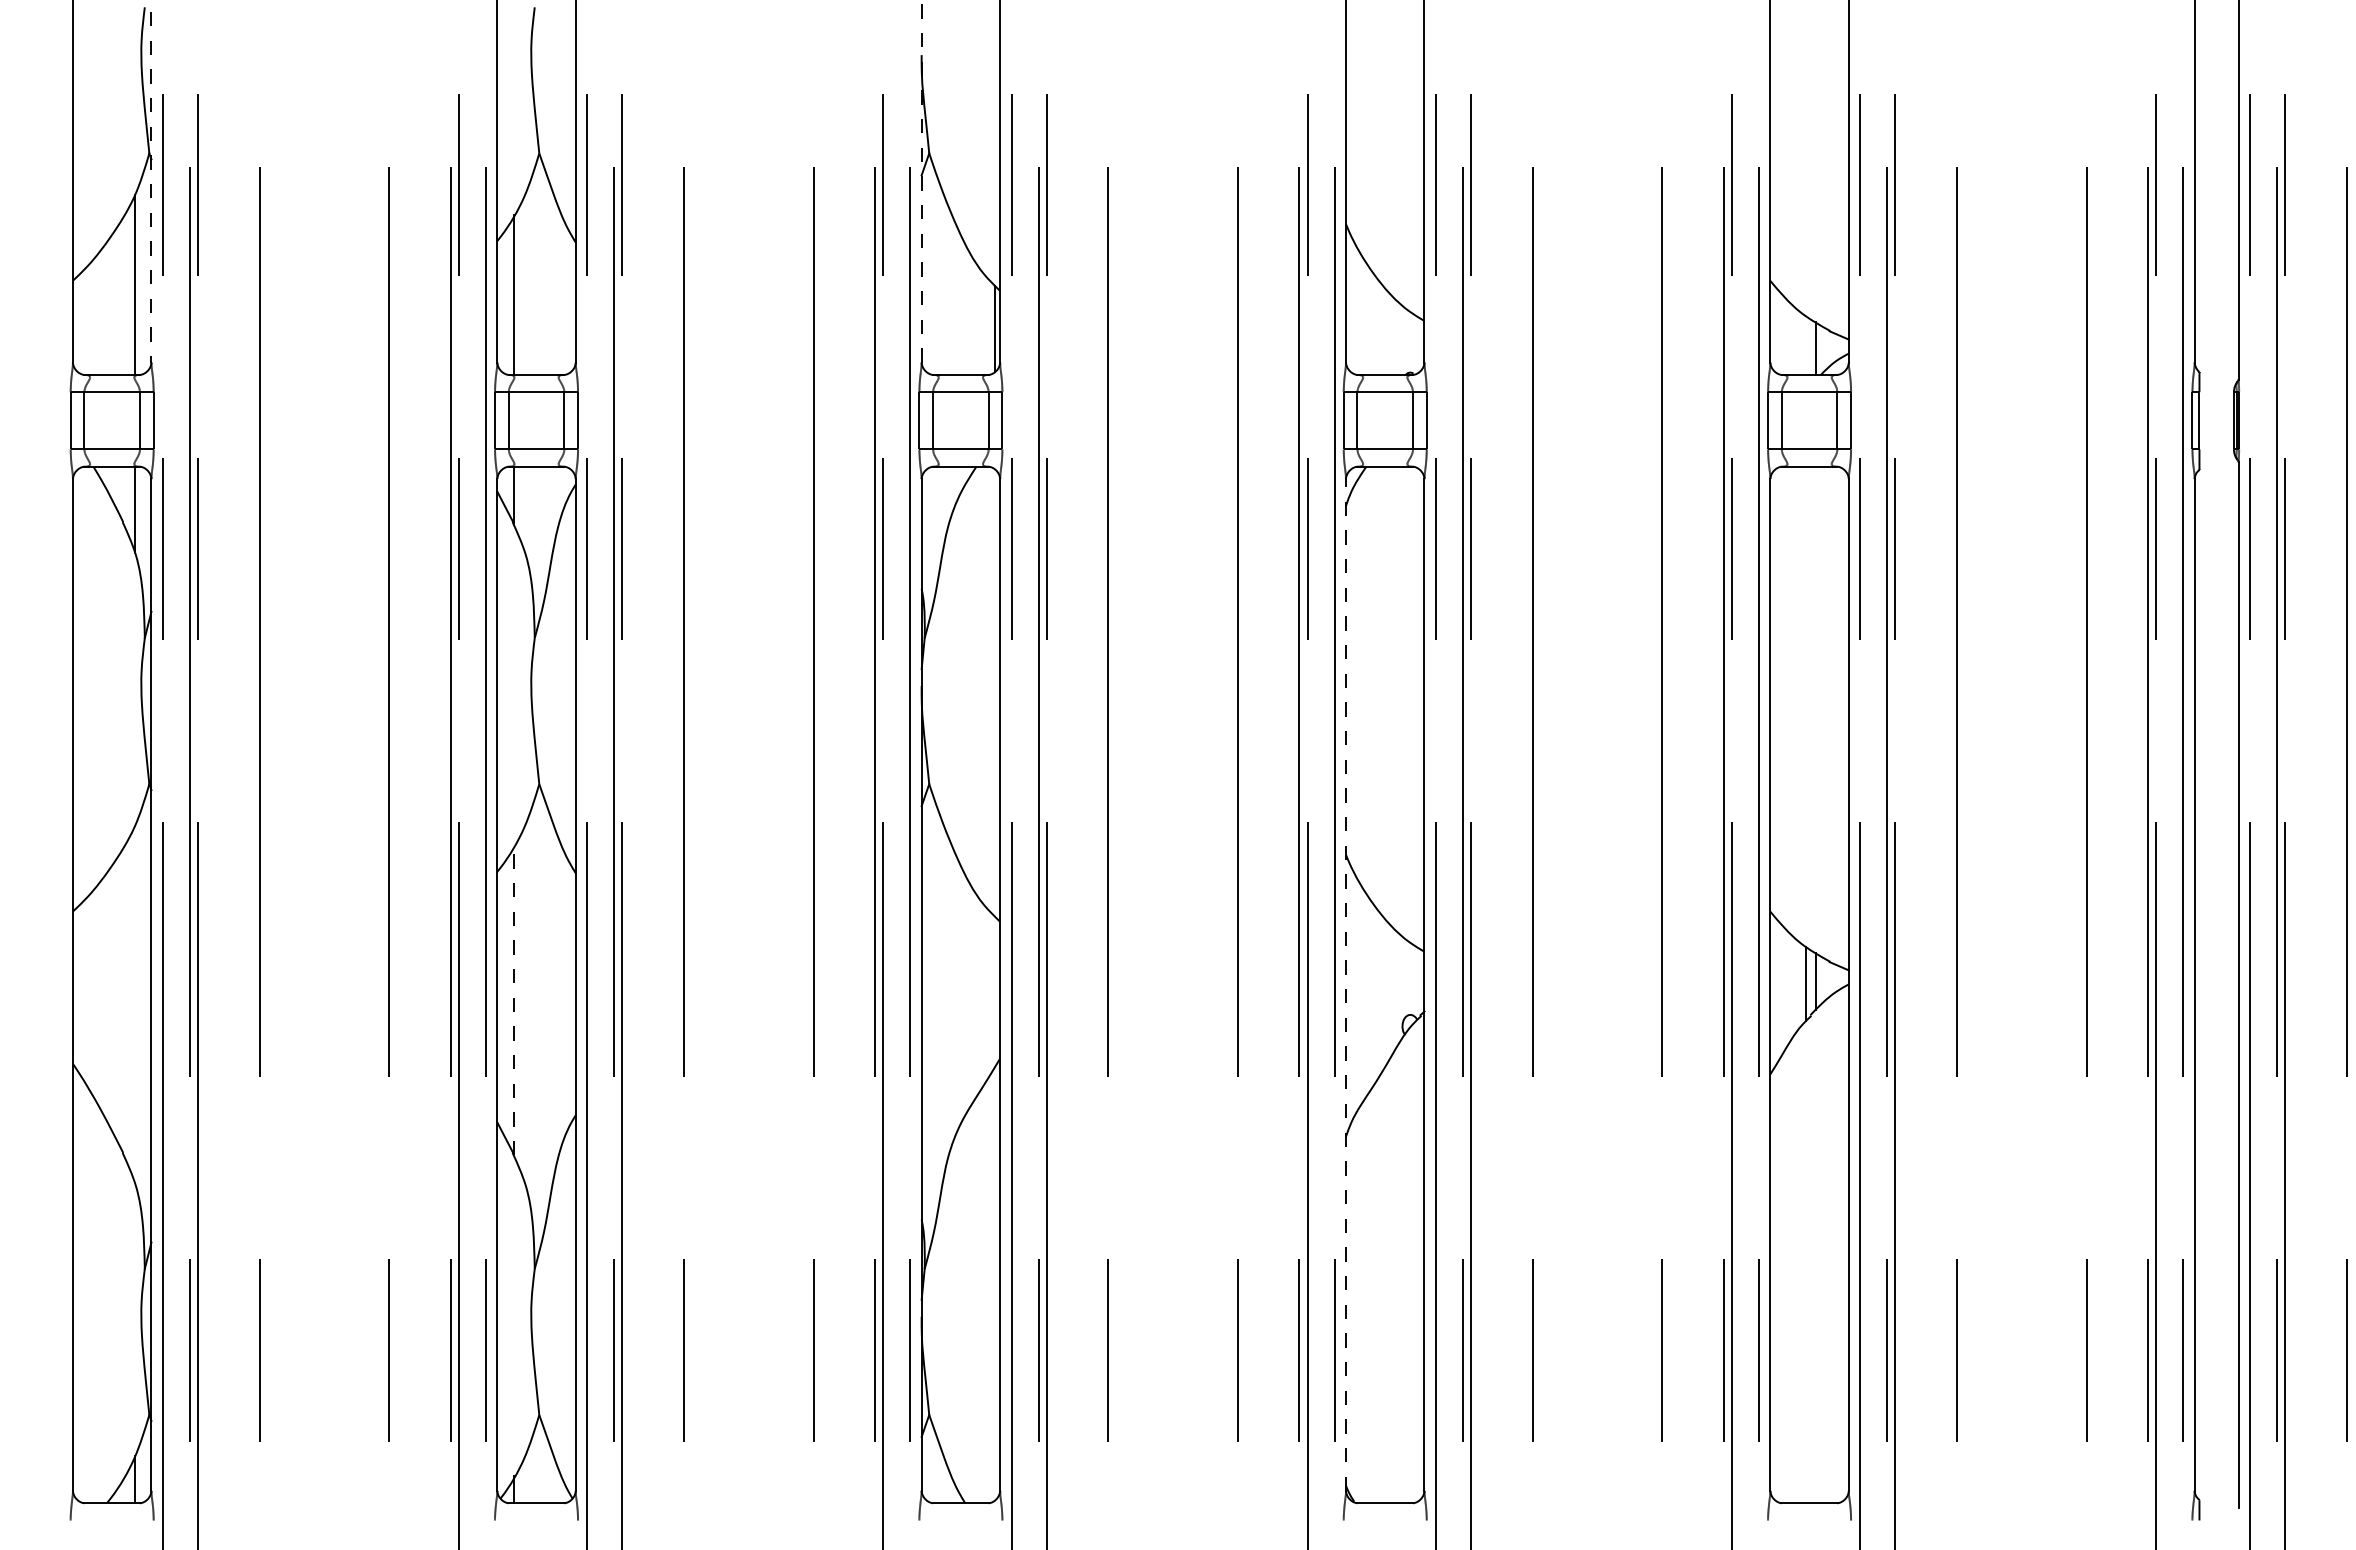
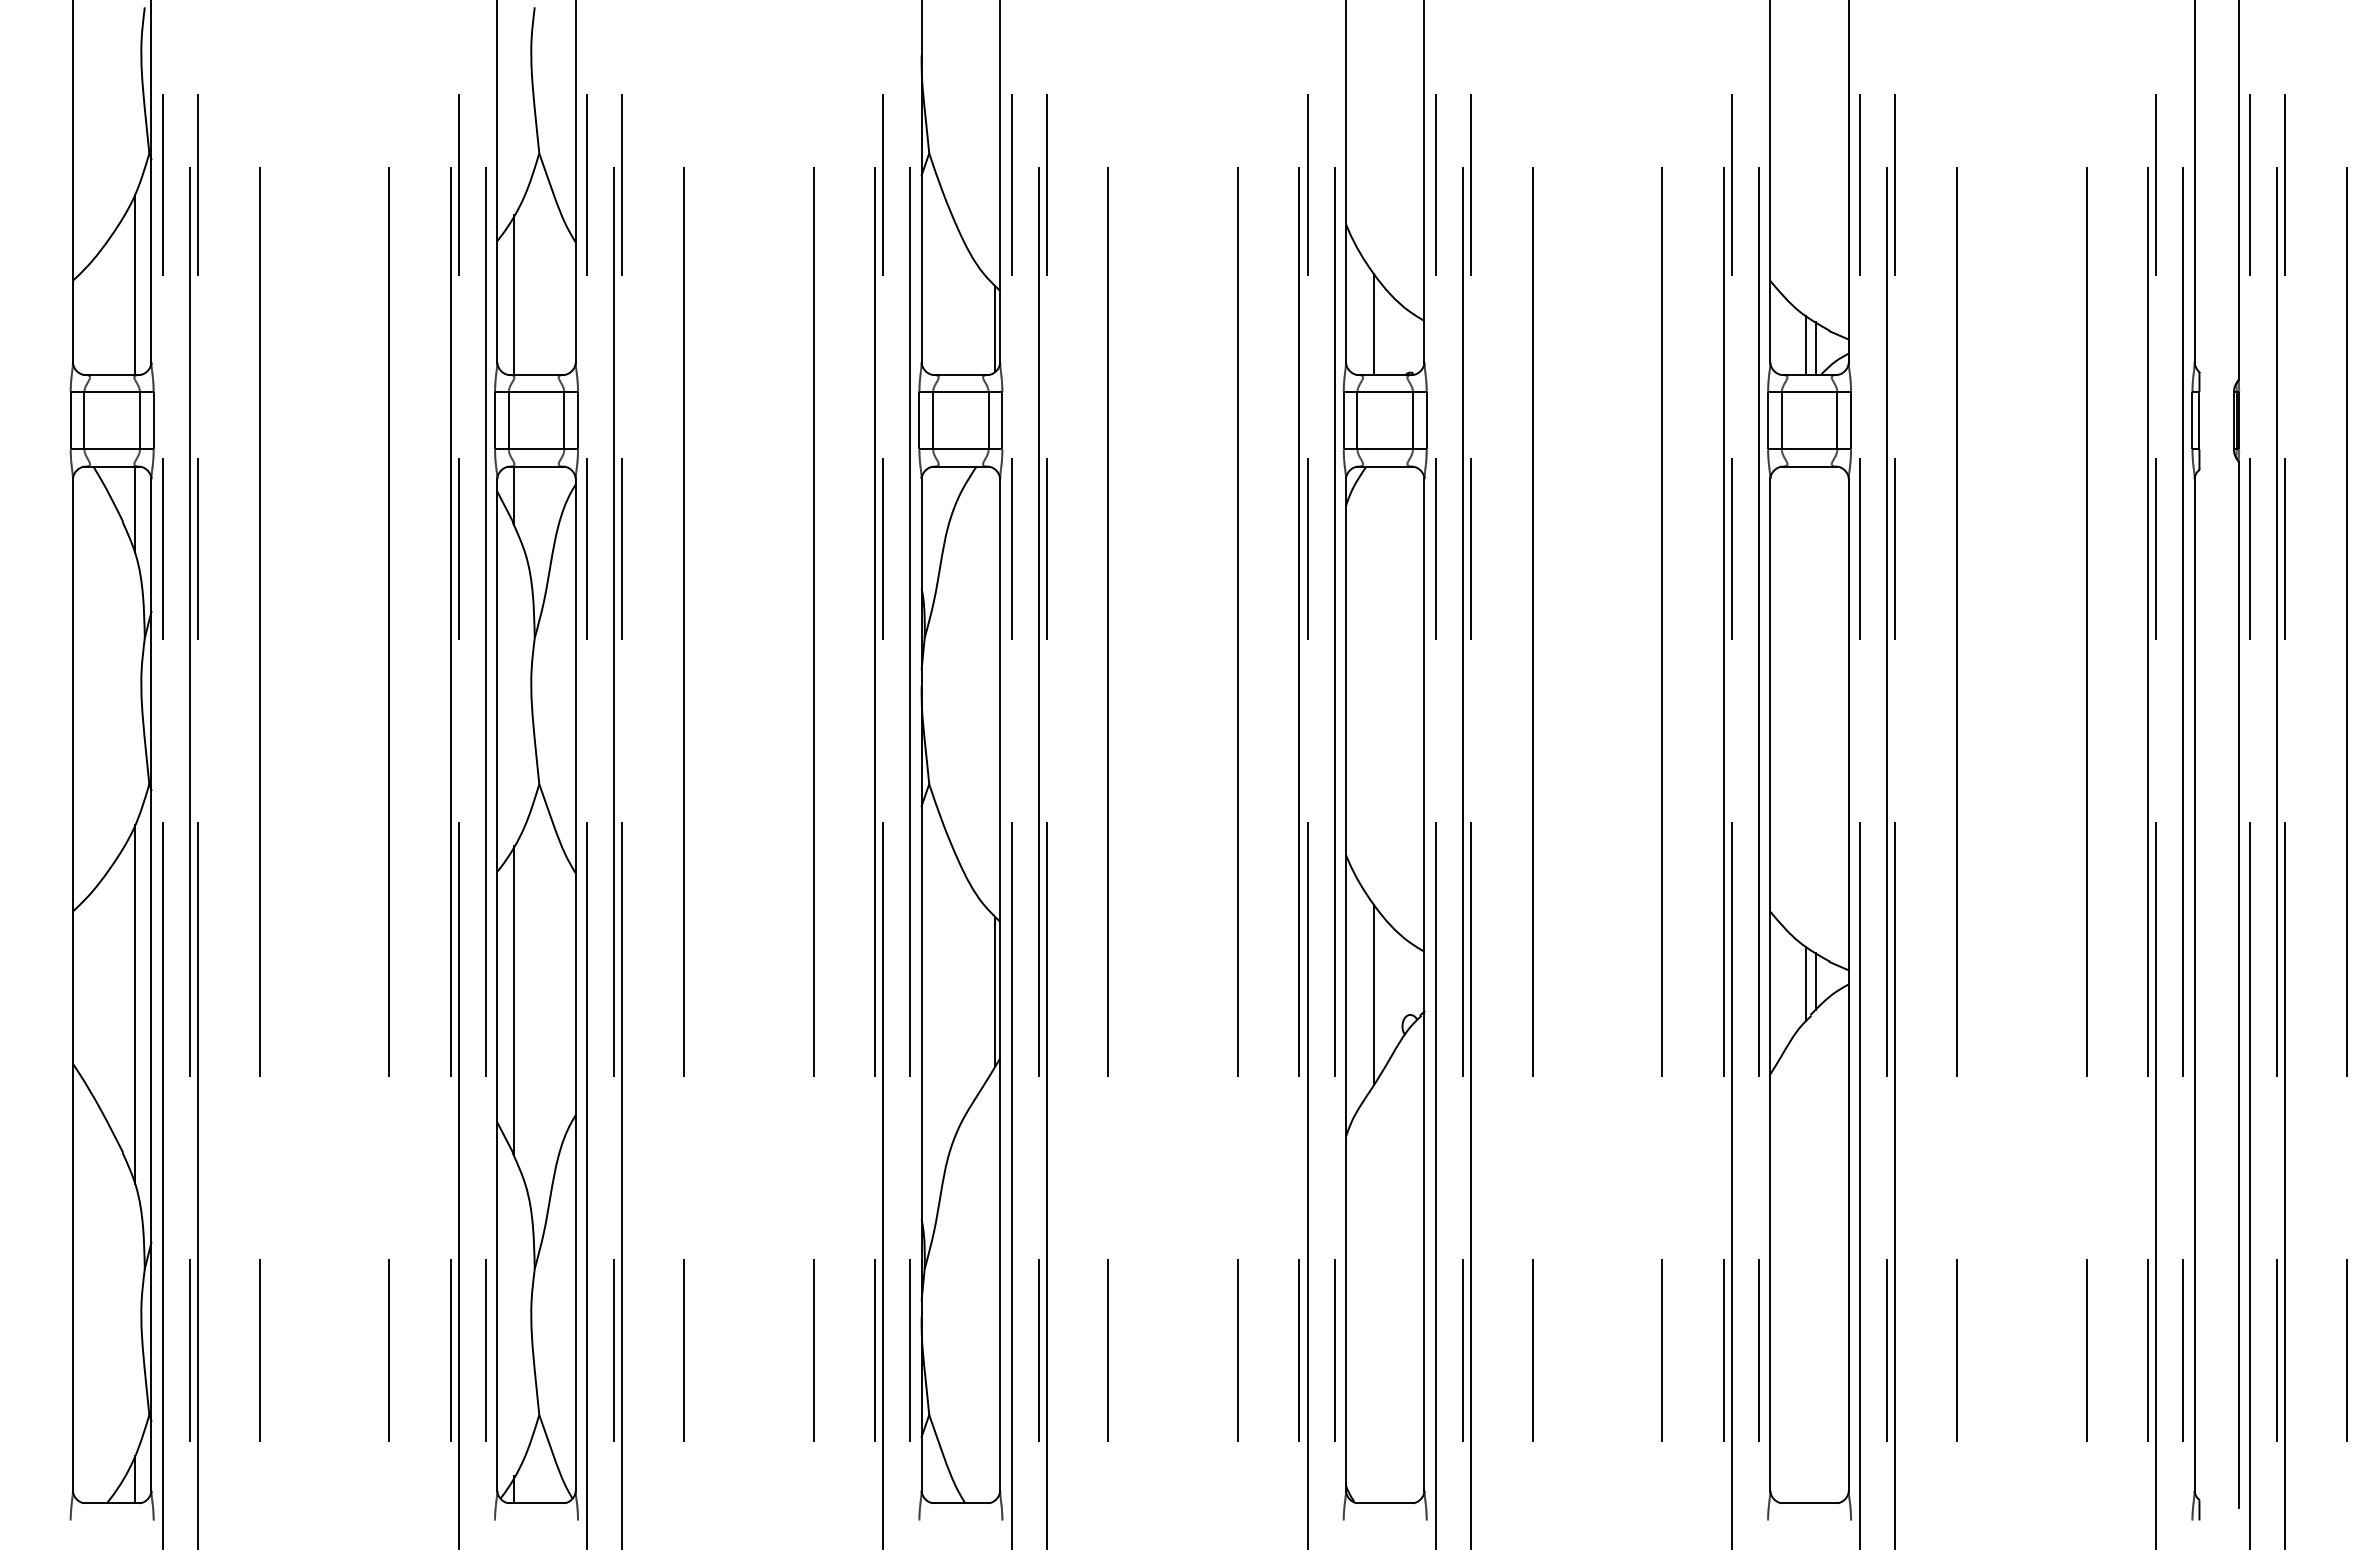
line: dashed -> solid (151, 181)
line: dashed -> solid (921, 181)
line: none -> present (1373, 323)
line: none -> present (1805, 344)
line: dashed -> solid (1346, 984)
line: none -> present (995, 991)
line: none -> present (1373, 994)
line: dashed -> solid (513, 1000)
line: none -> present (135, 1004)
